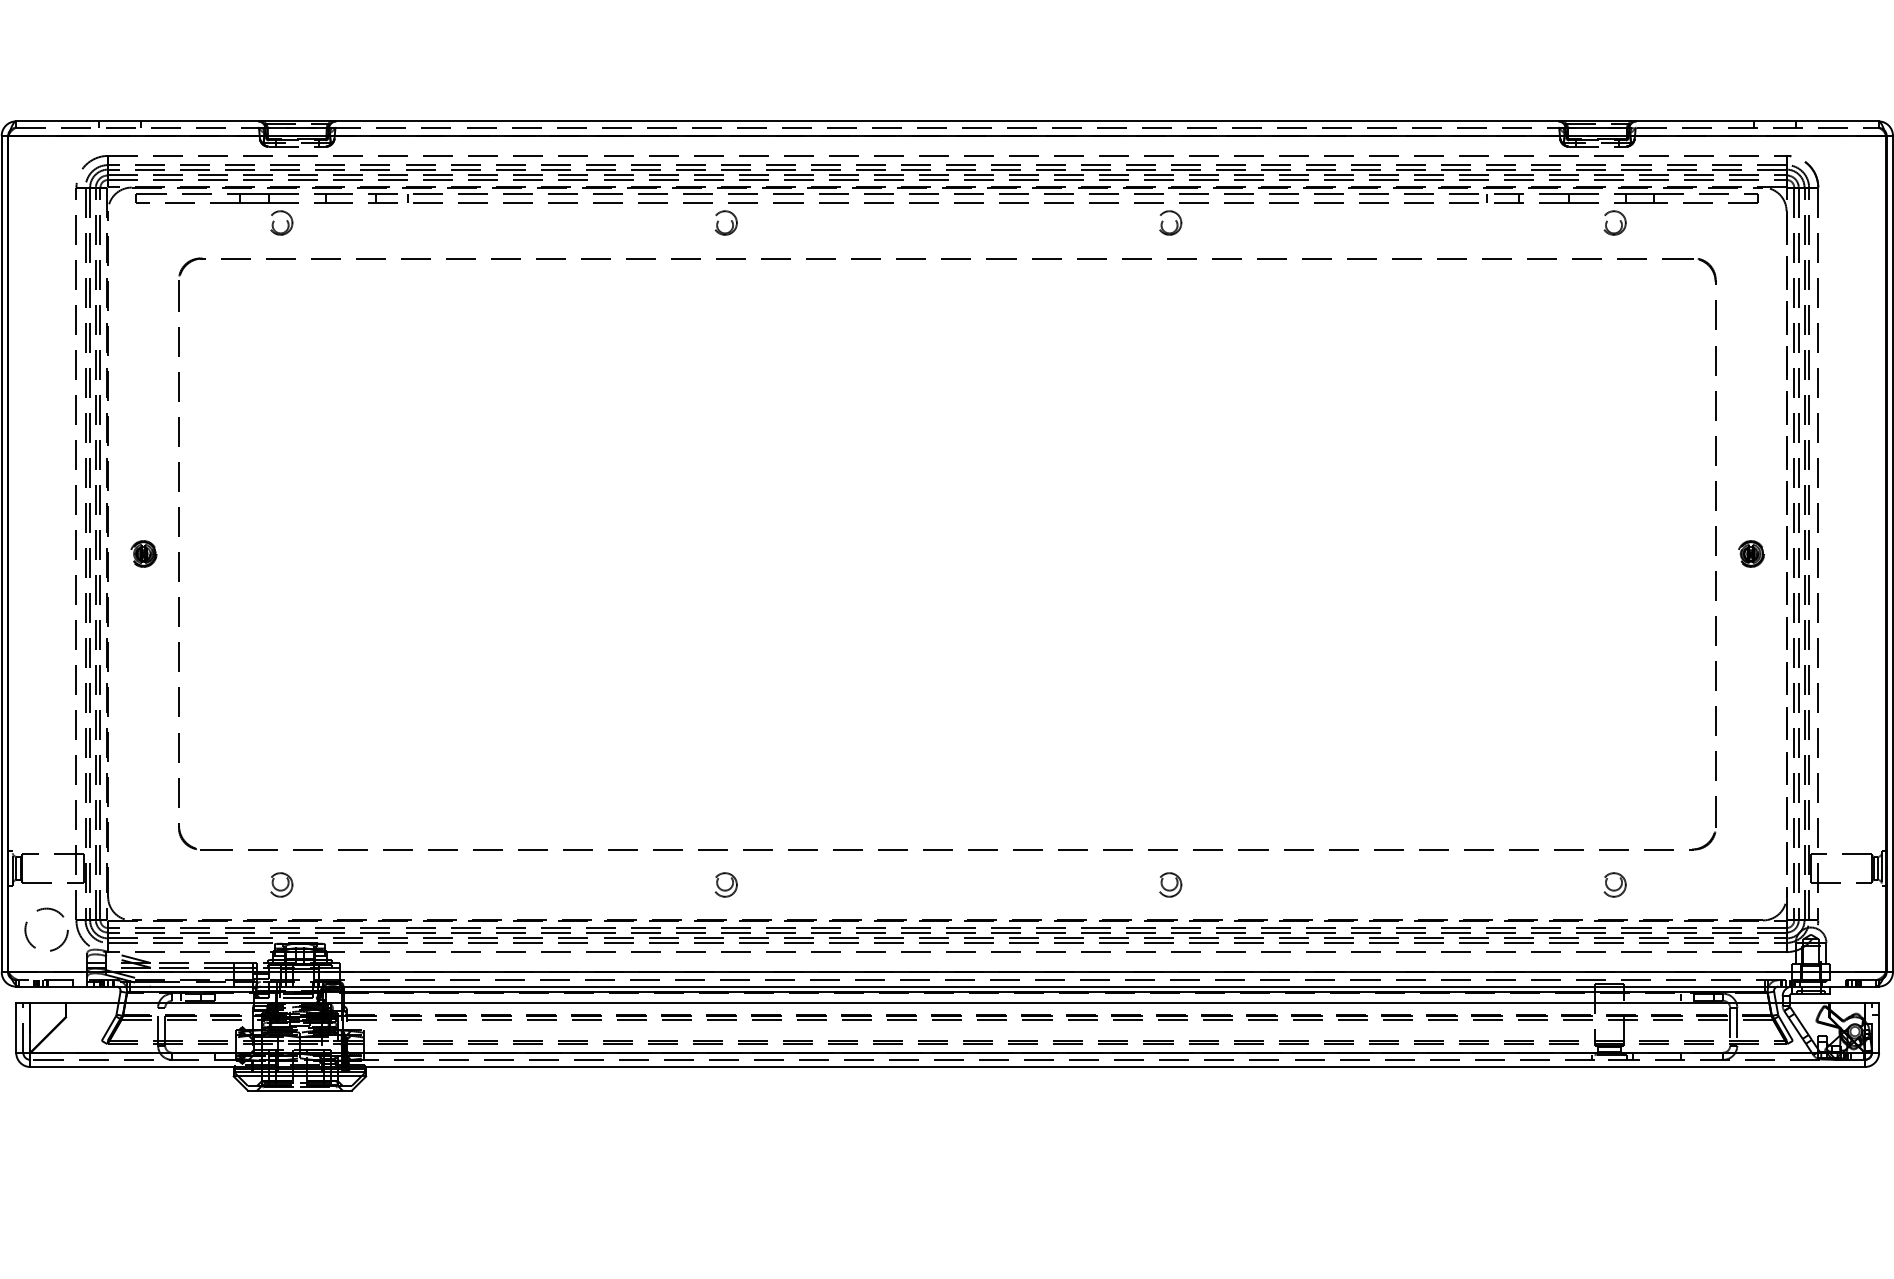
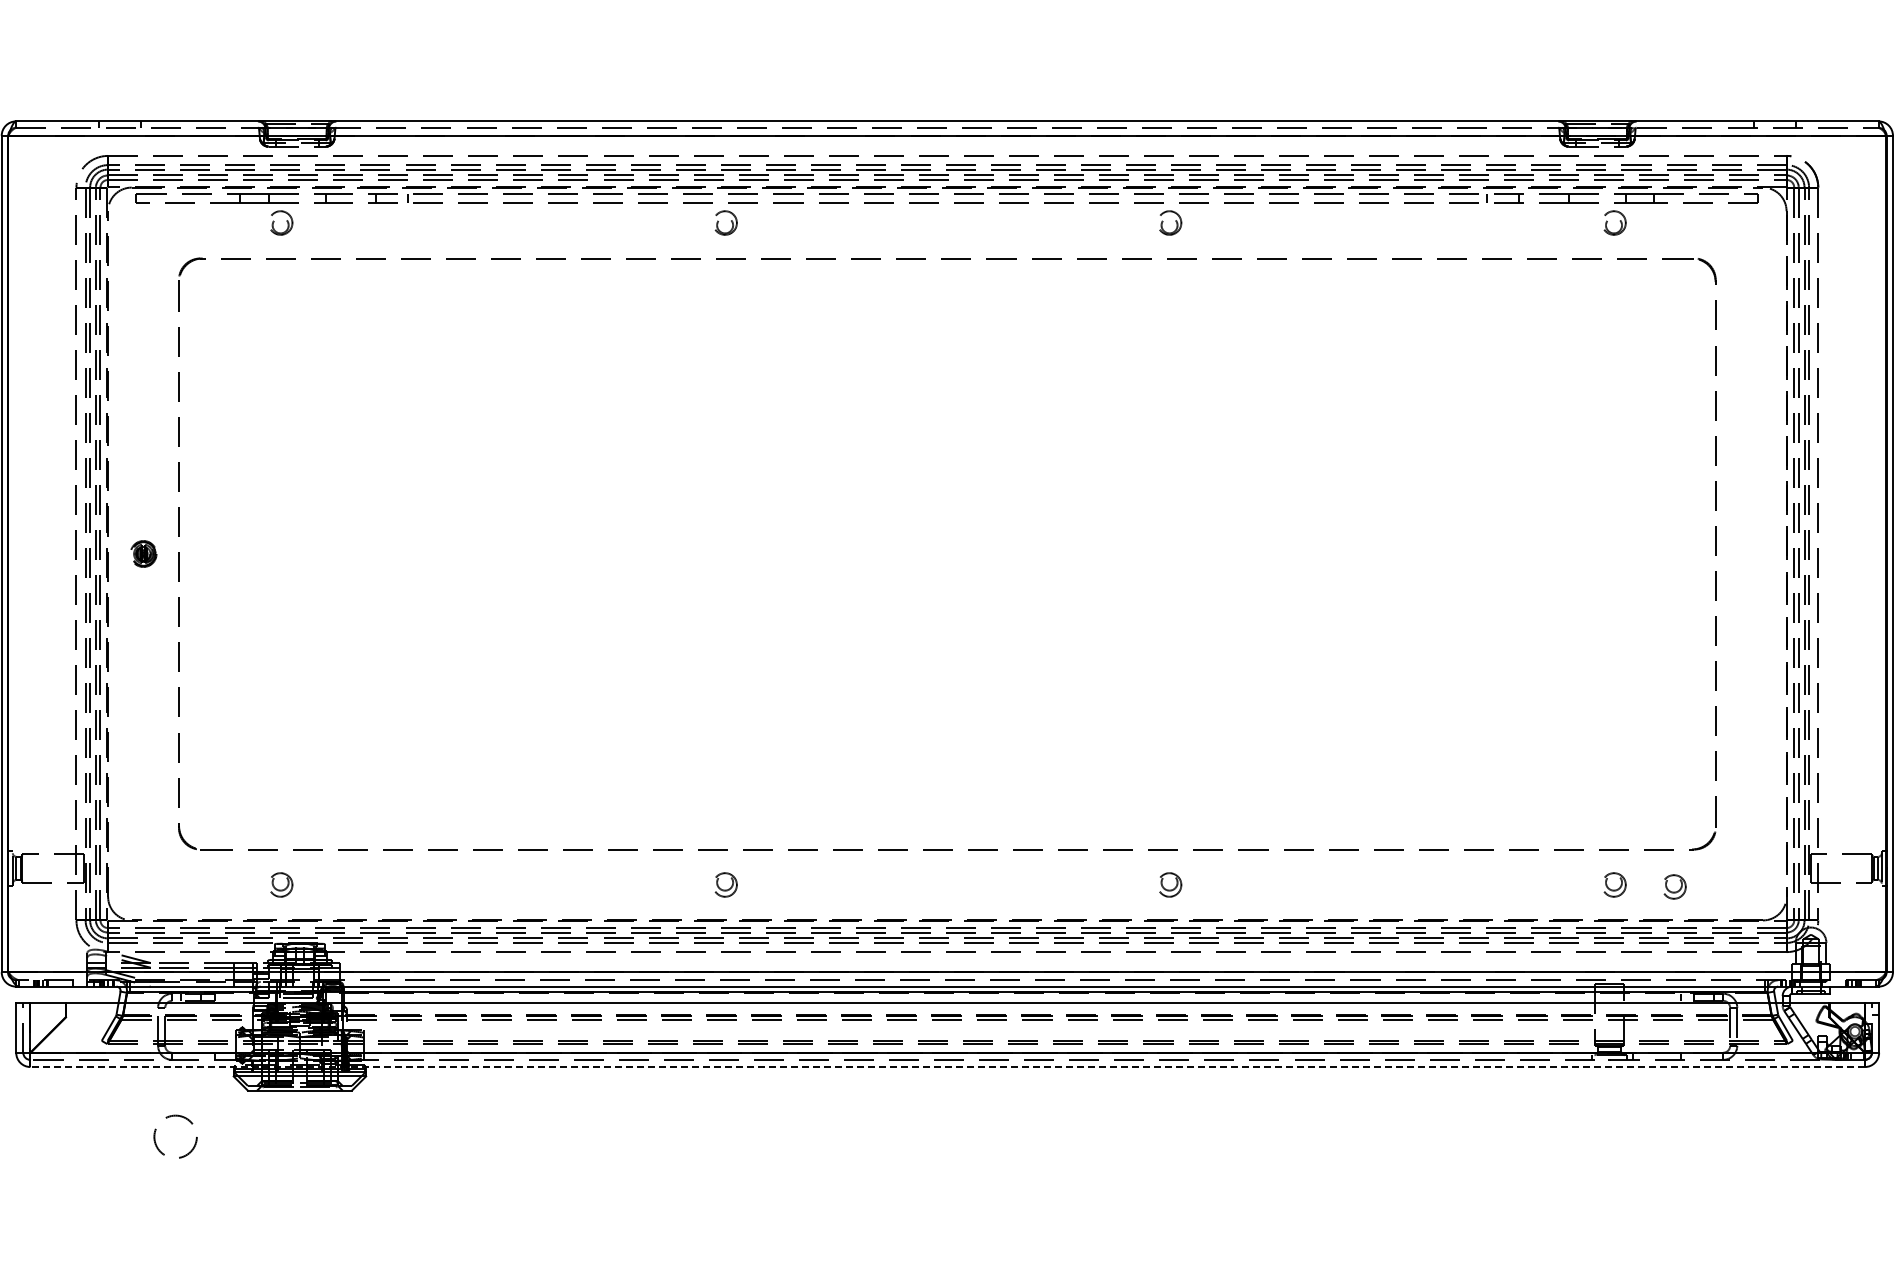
part: present -> none (1751, 553)
part: none -> present (1674, 886)
circle position: (46, 929) -> (175, 1136) (175, 1136)
line: solid -> dashed (947, 1067)
